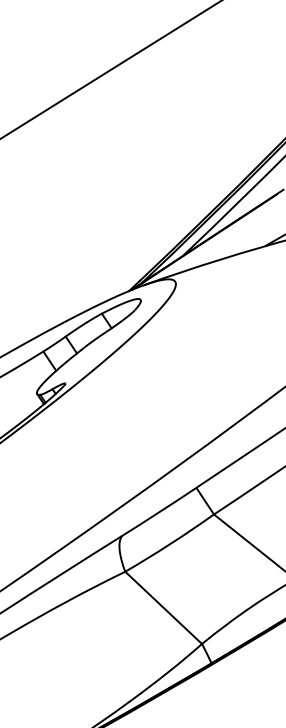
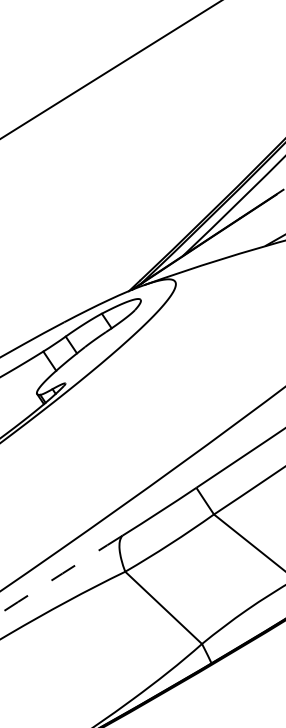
arc: solid -> dashed (61, 574)
